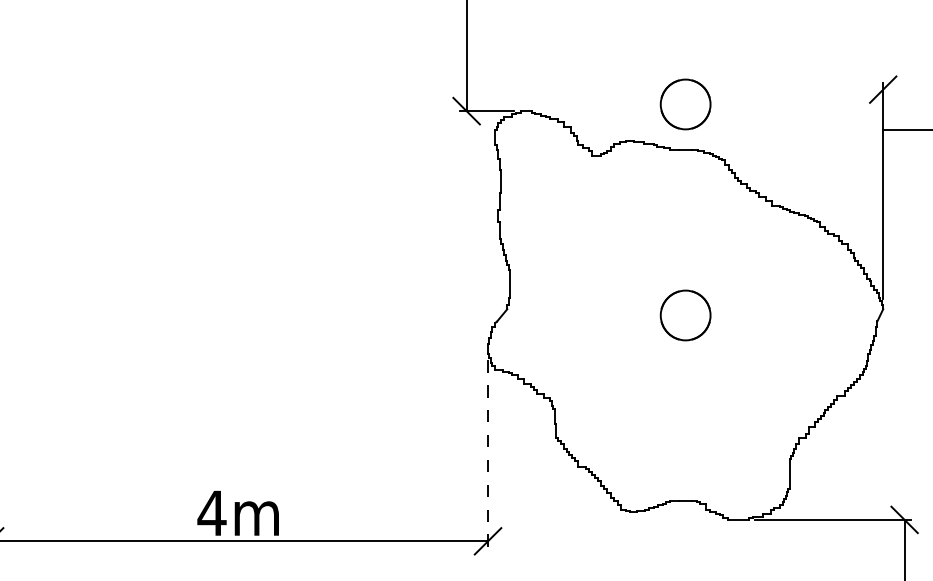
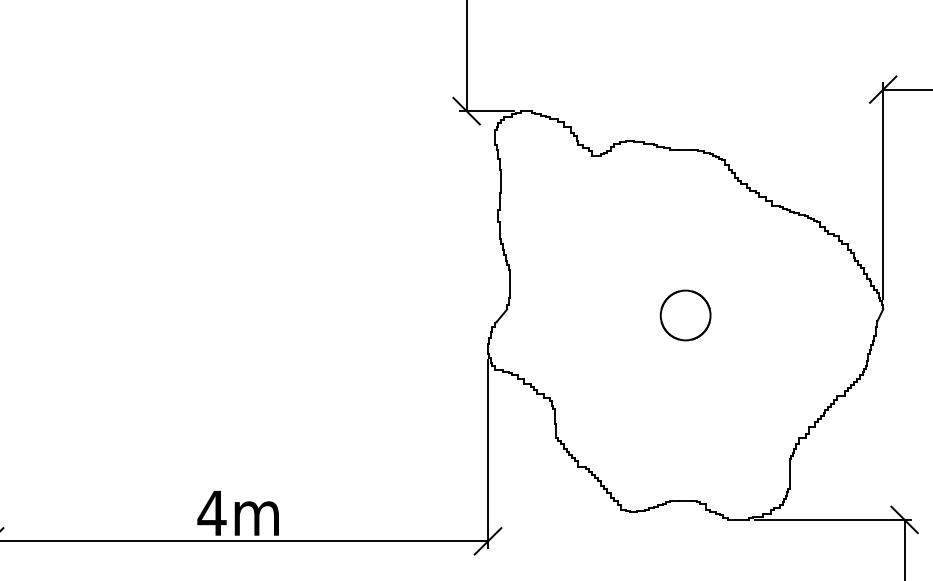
part: present -> none (685, 104)
line position: (906, 129) -> (906, 89) (906, 89)
line: dashed -> solid (488, 453)
